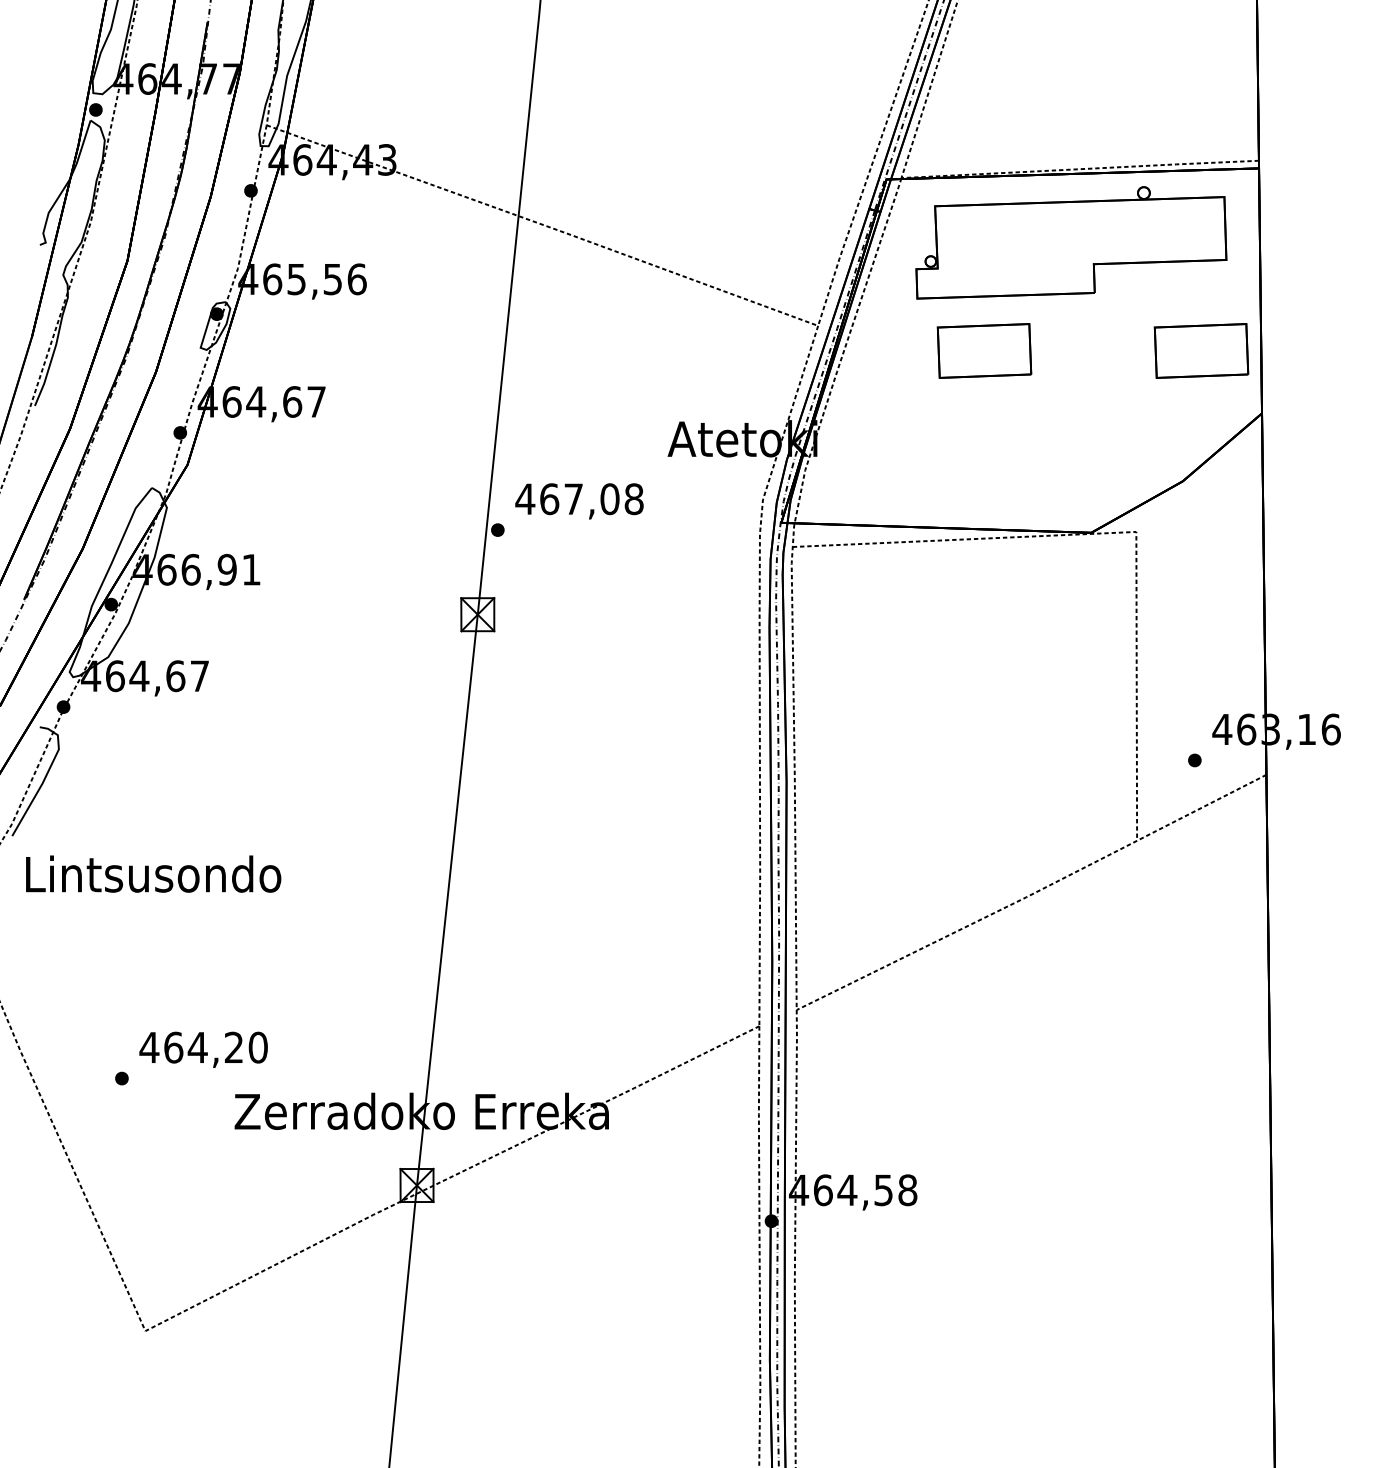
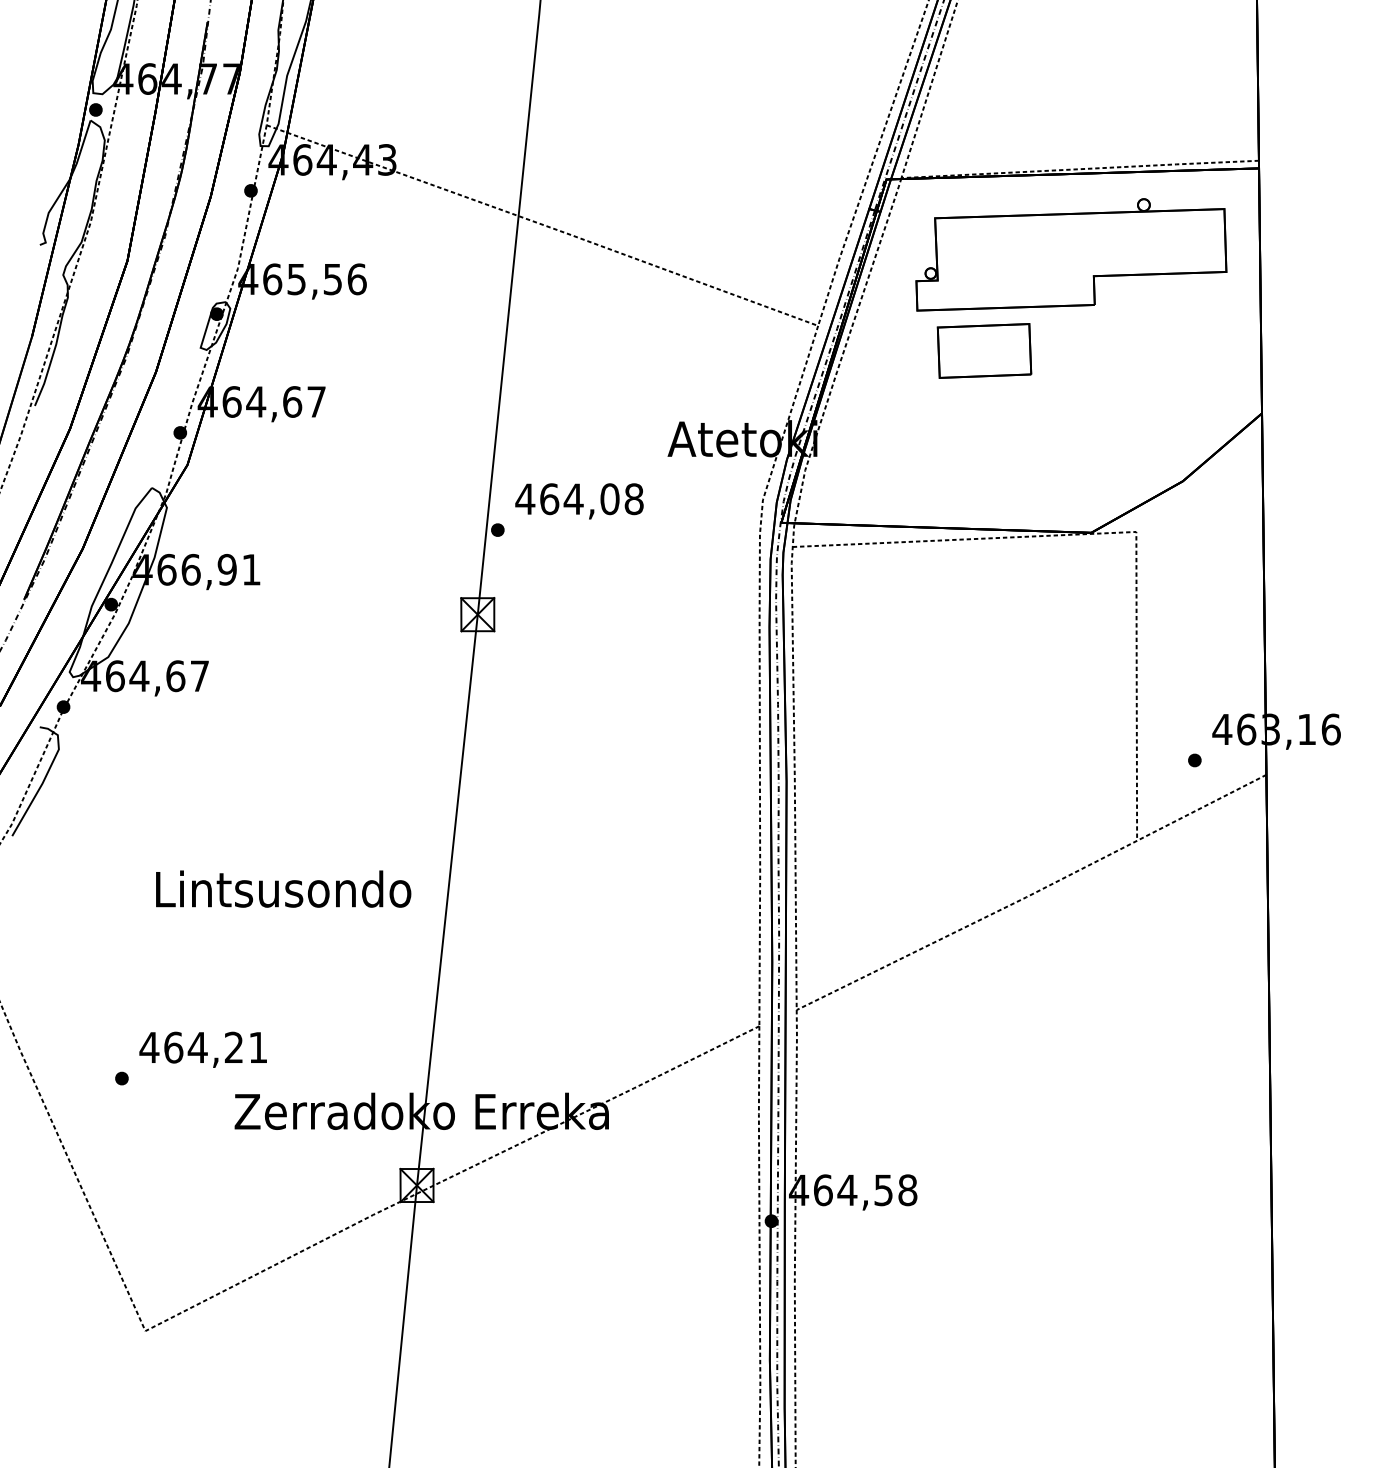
part position: (1071, 242) -> (1071, 254) (1071, 254)
part: present -> none (1201, 350)
text: 467,08 -> 464,08 (573, 498)
text position: (153, 873) -> (283, 888) (283, 888)
text: 464,20 -> 464,21 (257, 1047)
